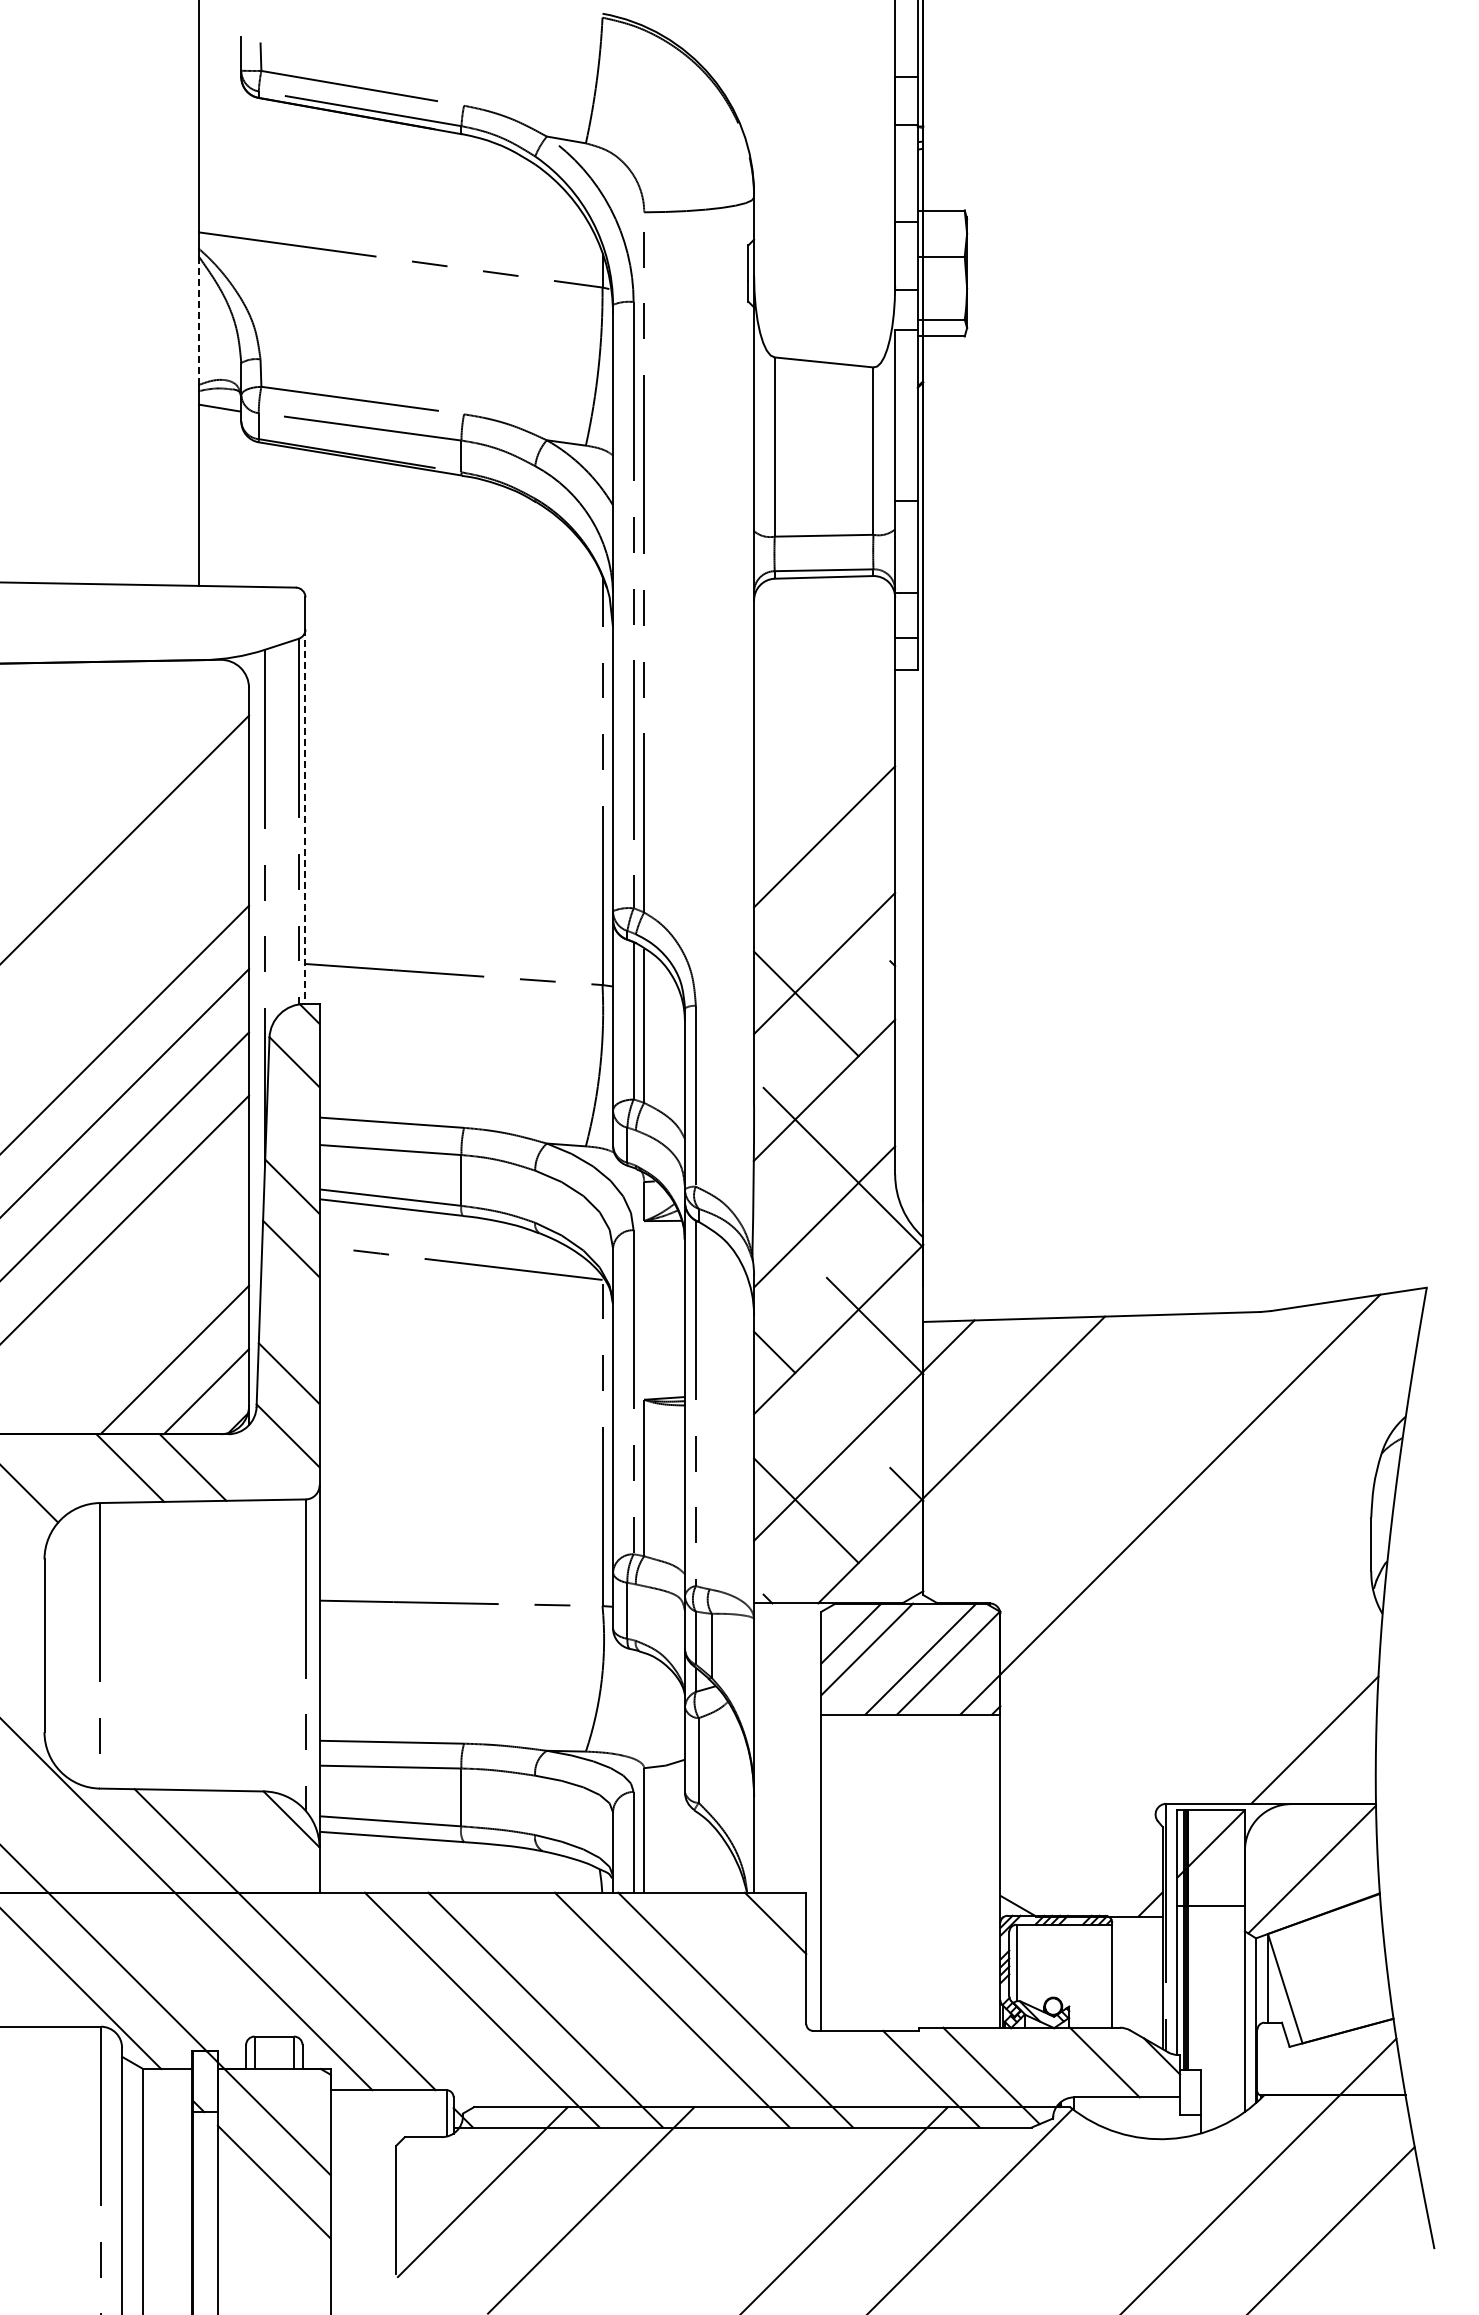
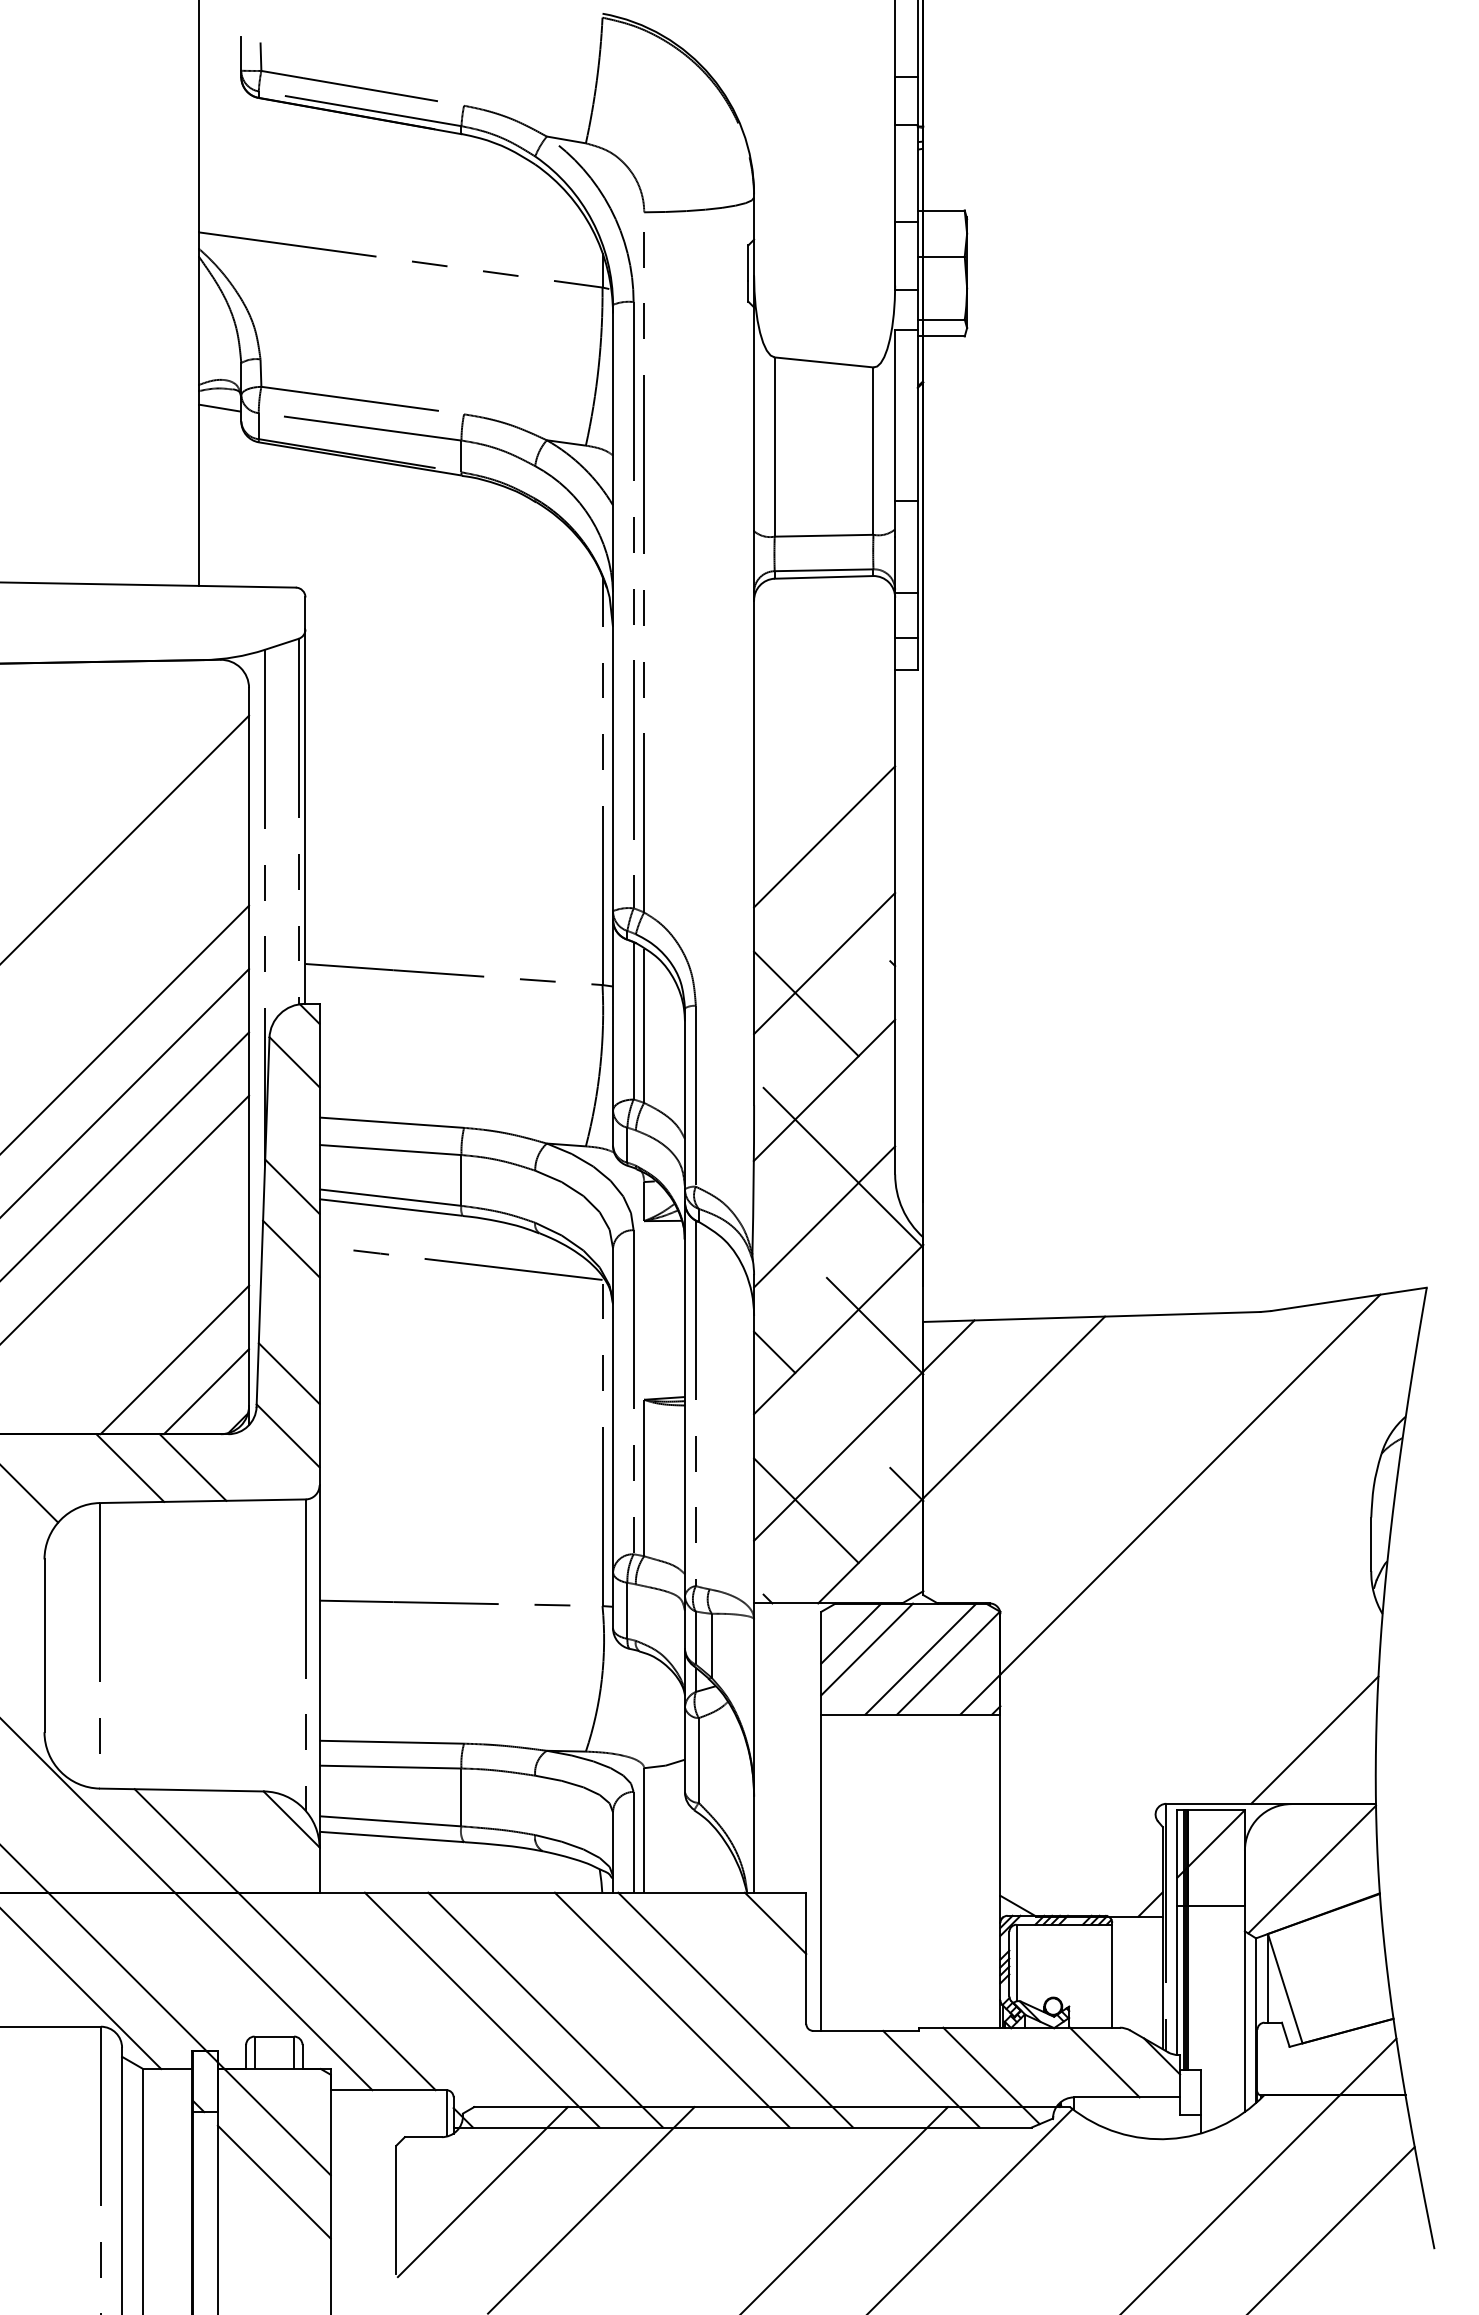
line: dashed -> solid (198, 321)
line: dashed -> solid (305, 817)
